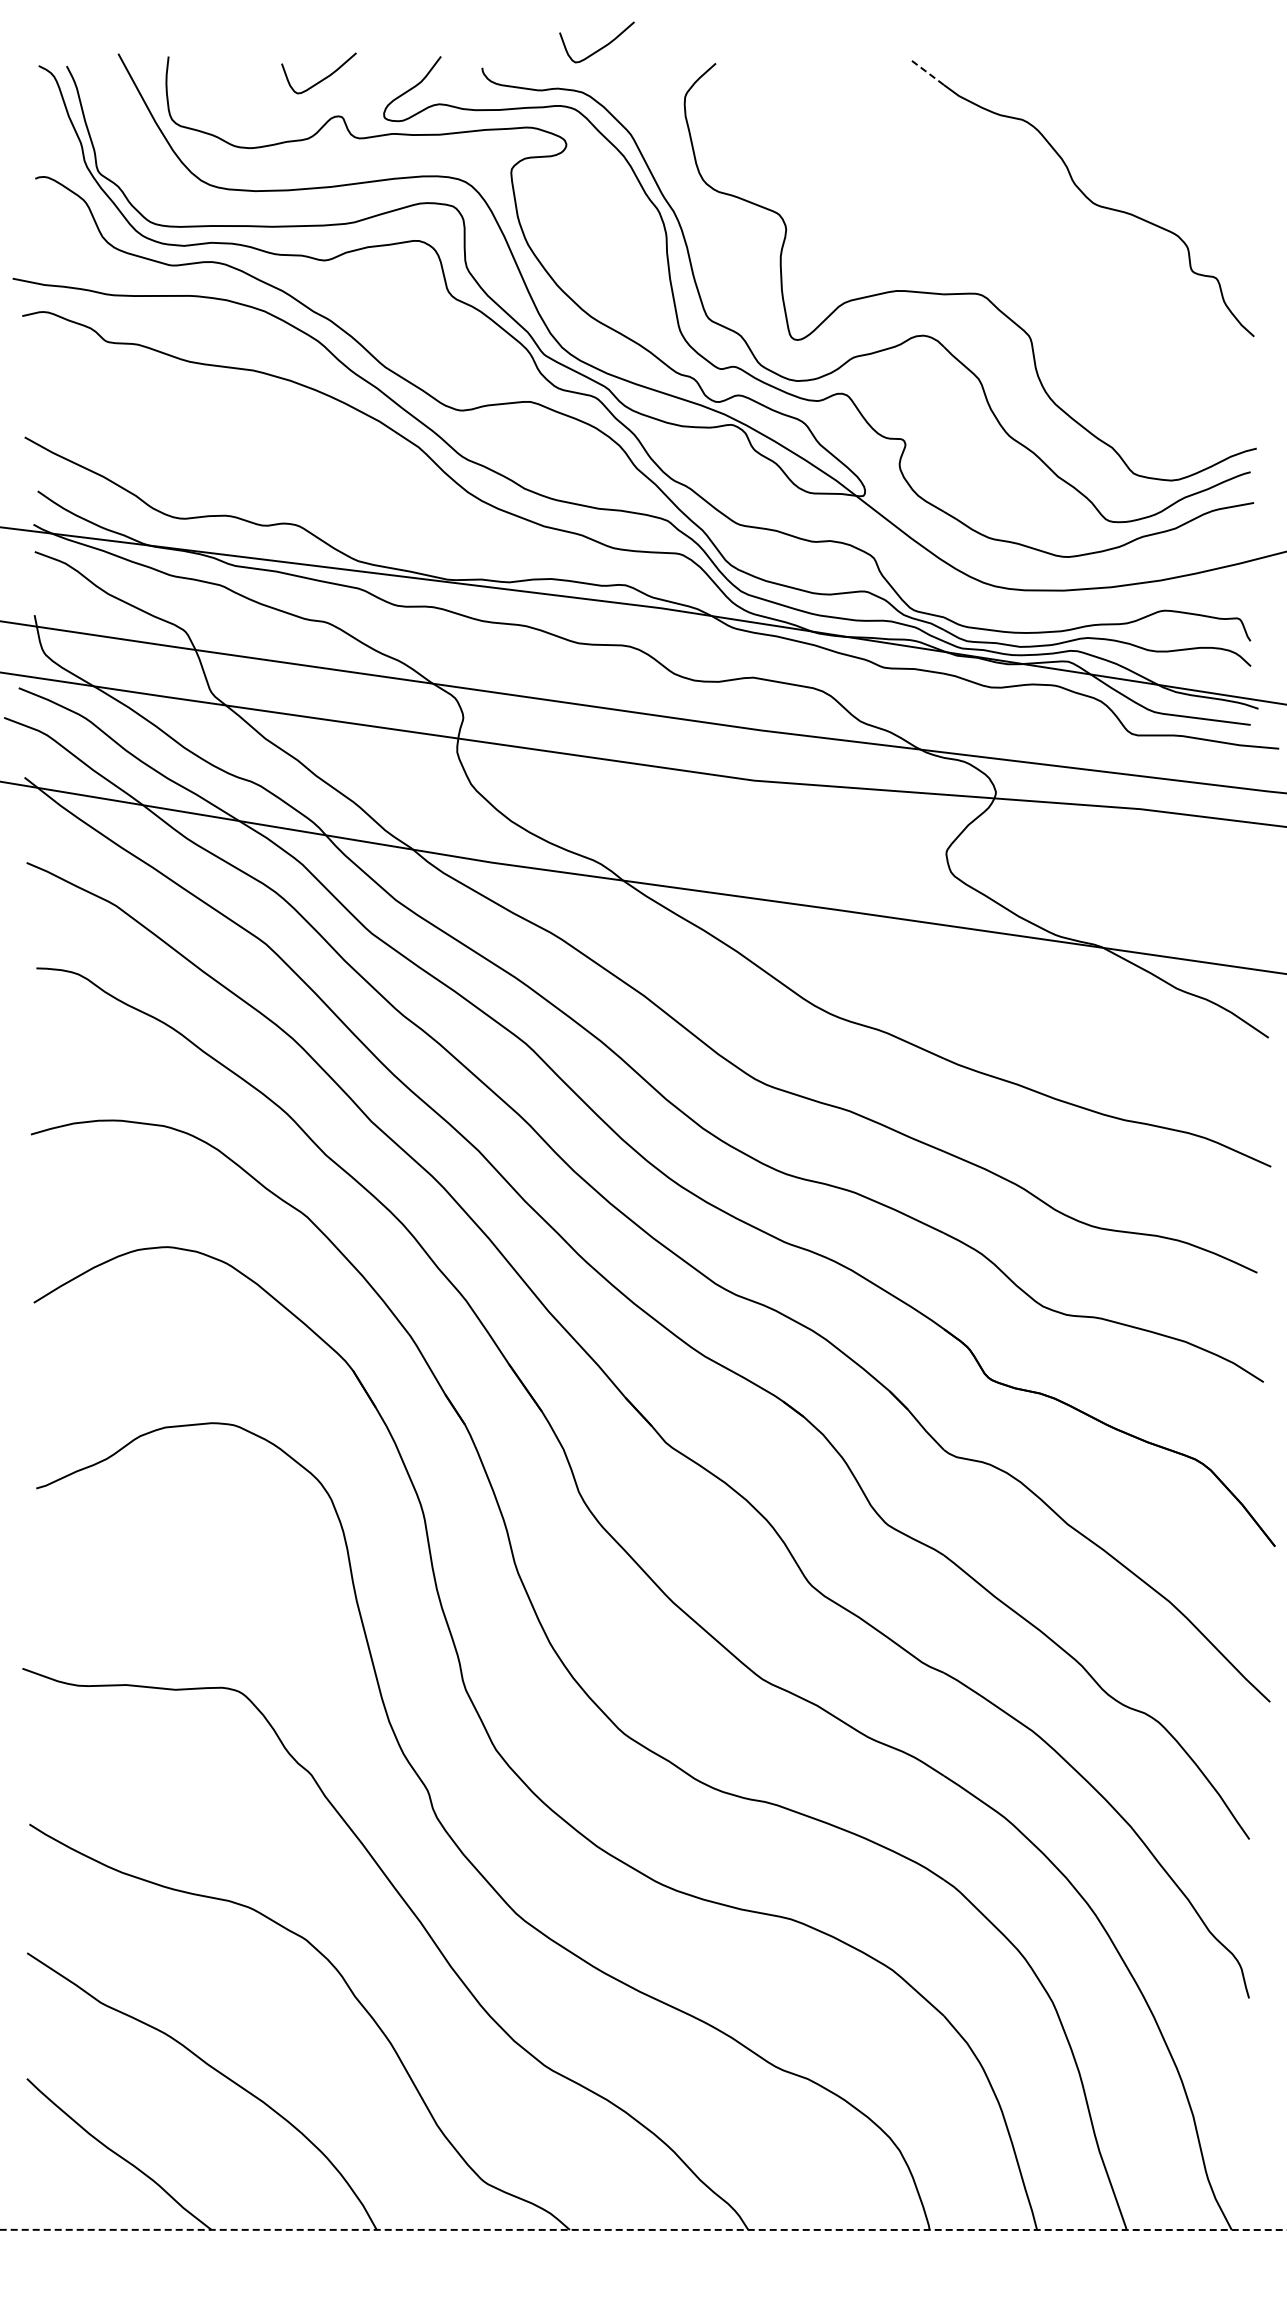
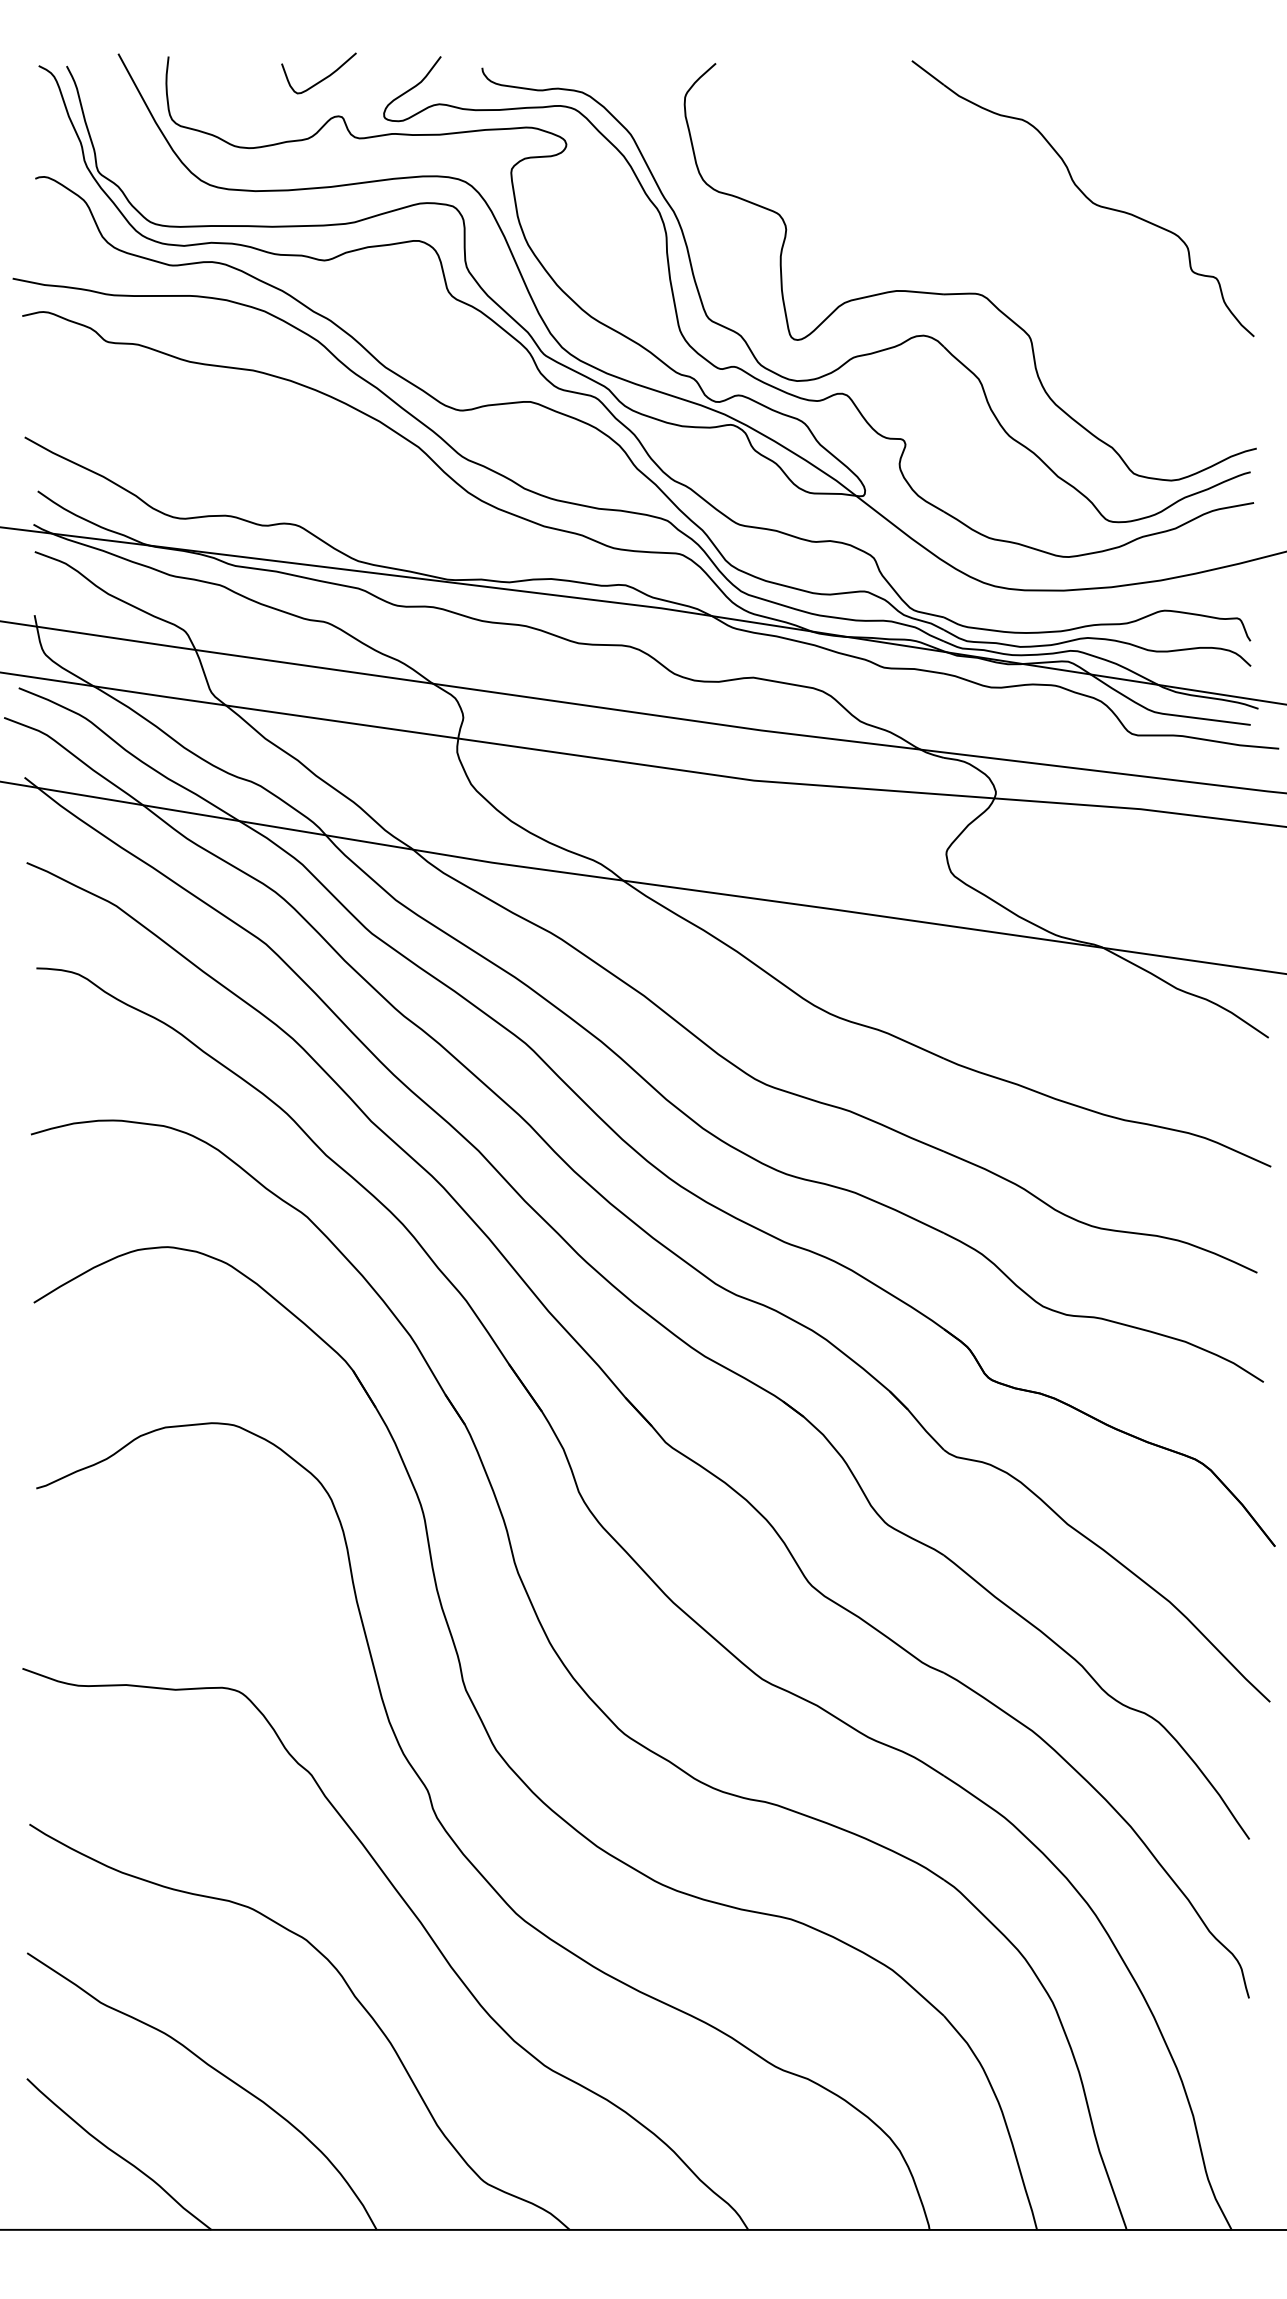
curve: present -> none (599, 48)
line: dashed -> solid (927, 72)
line: dashed -> solid (643, 2229)
